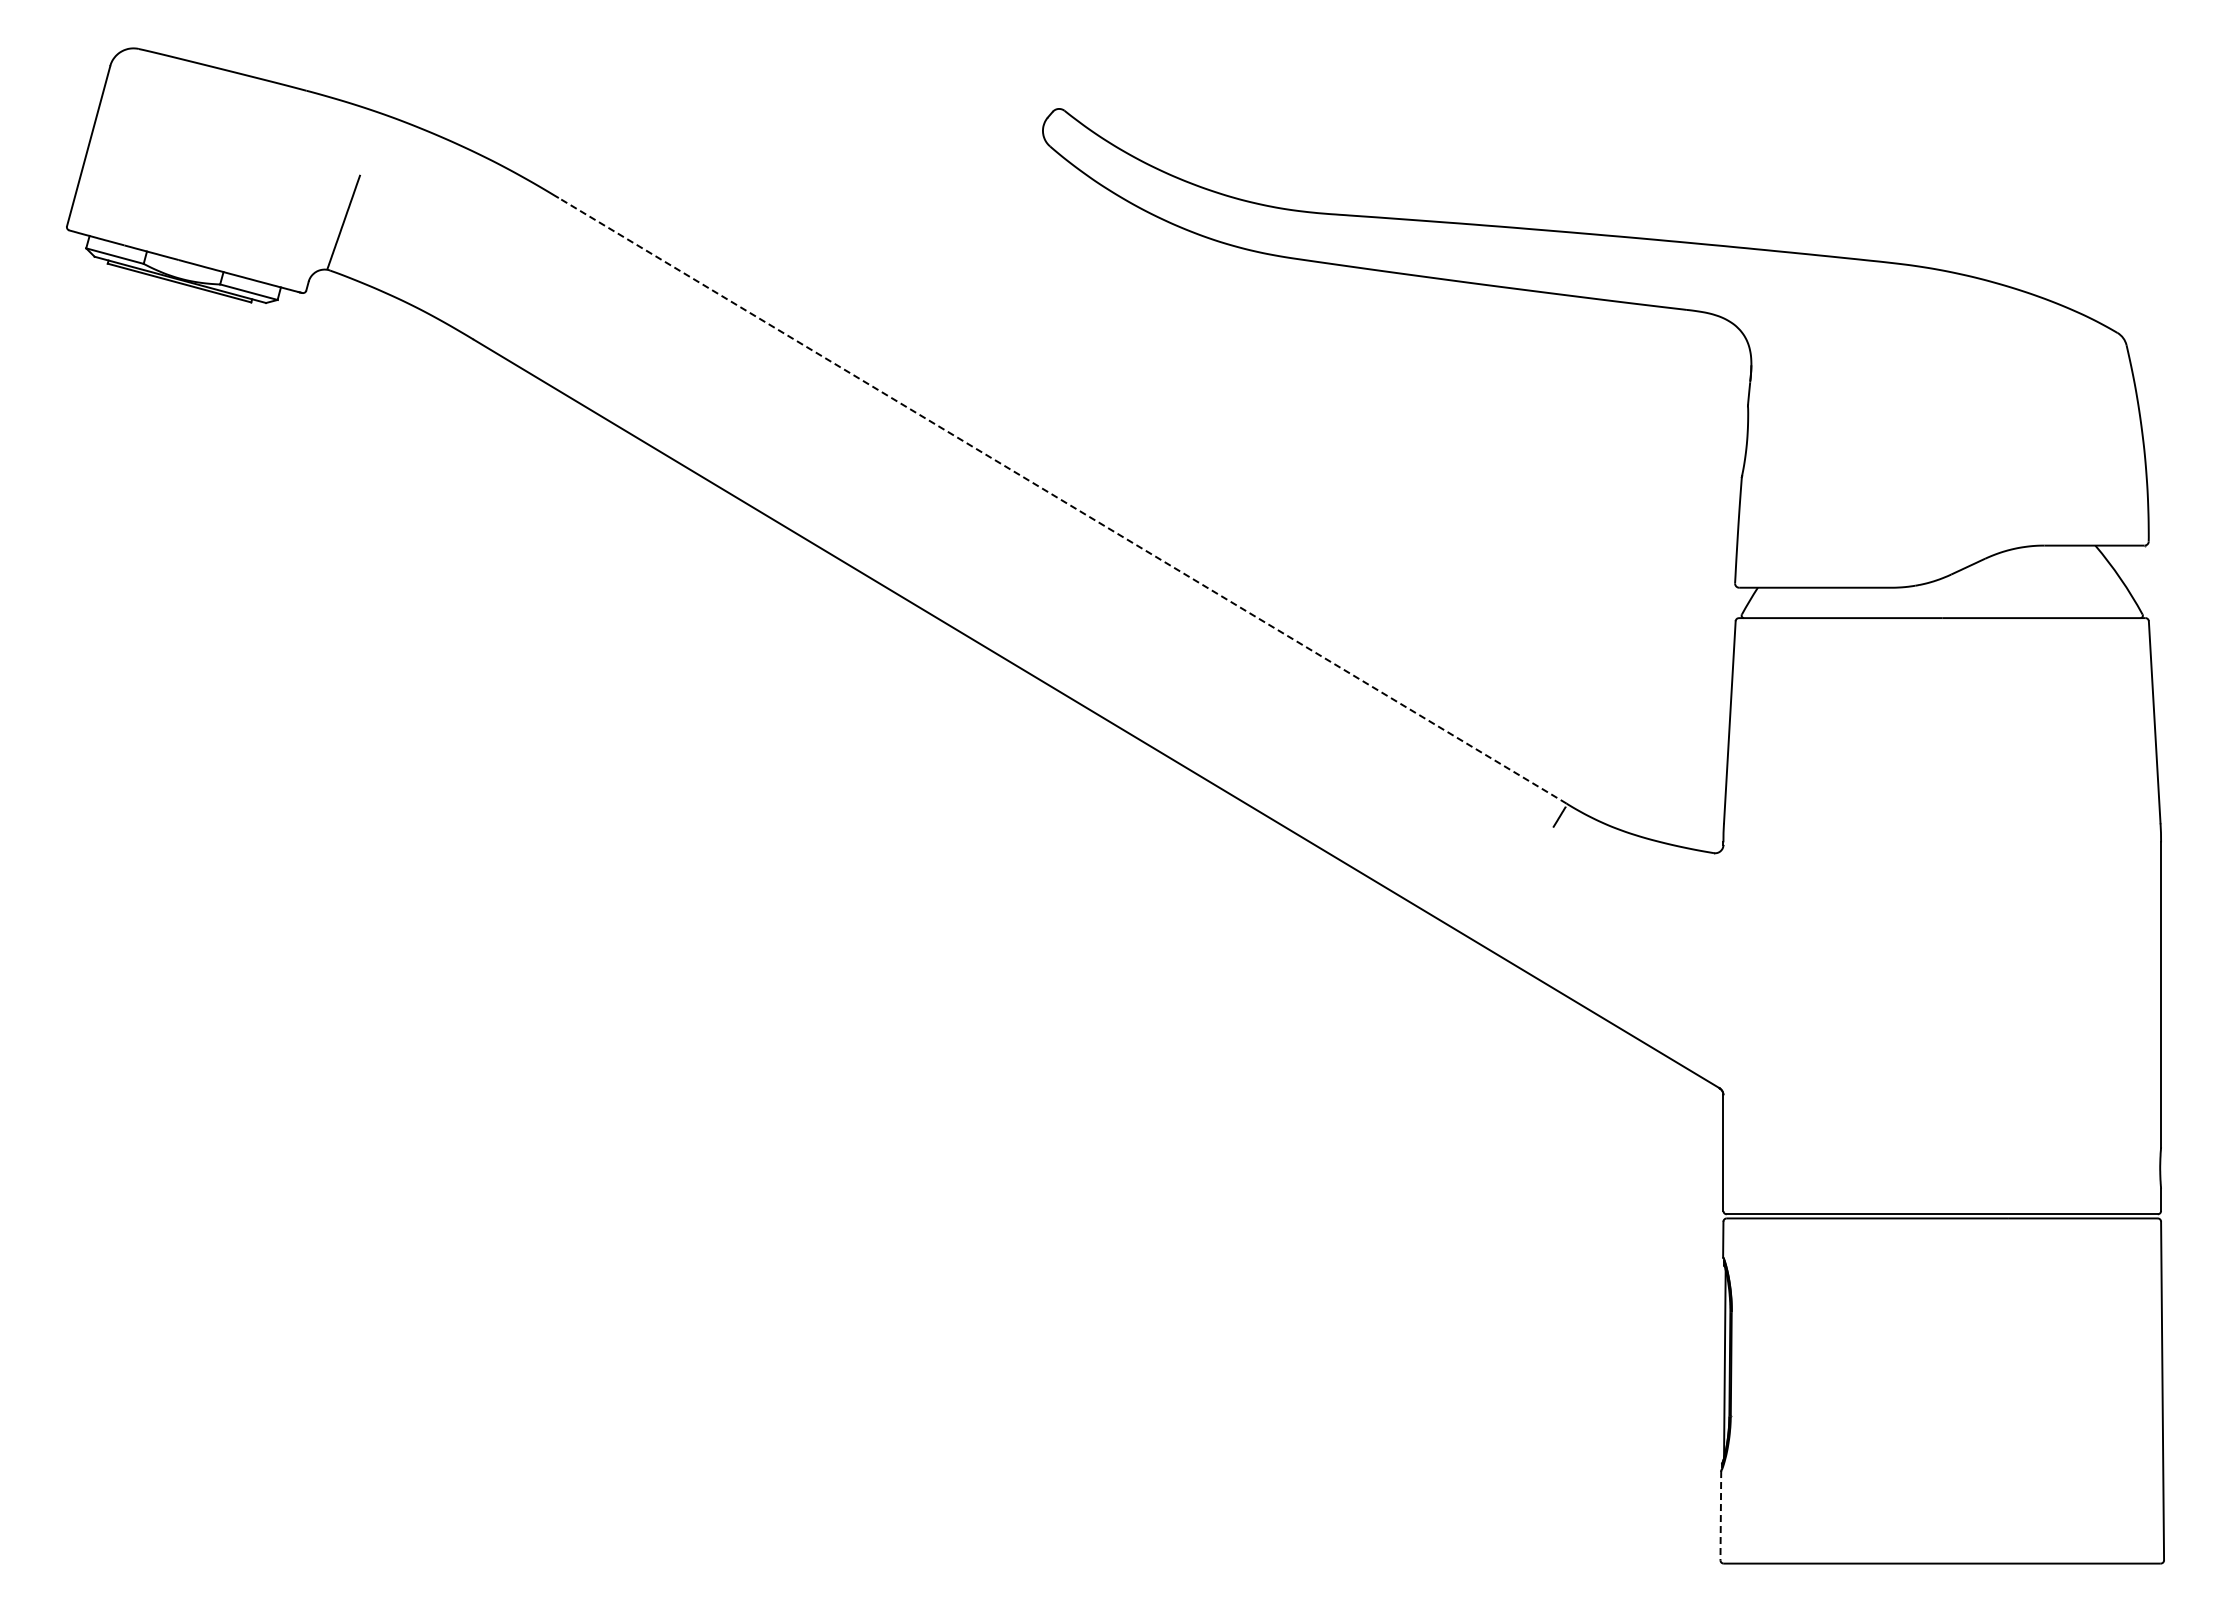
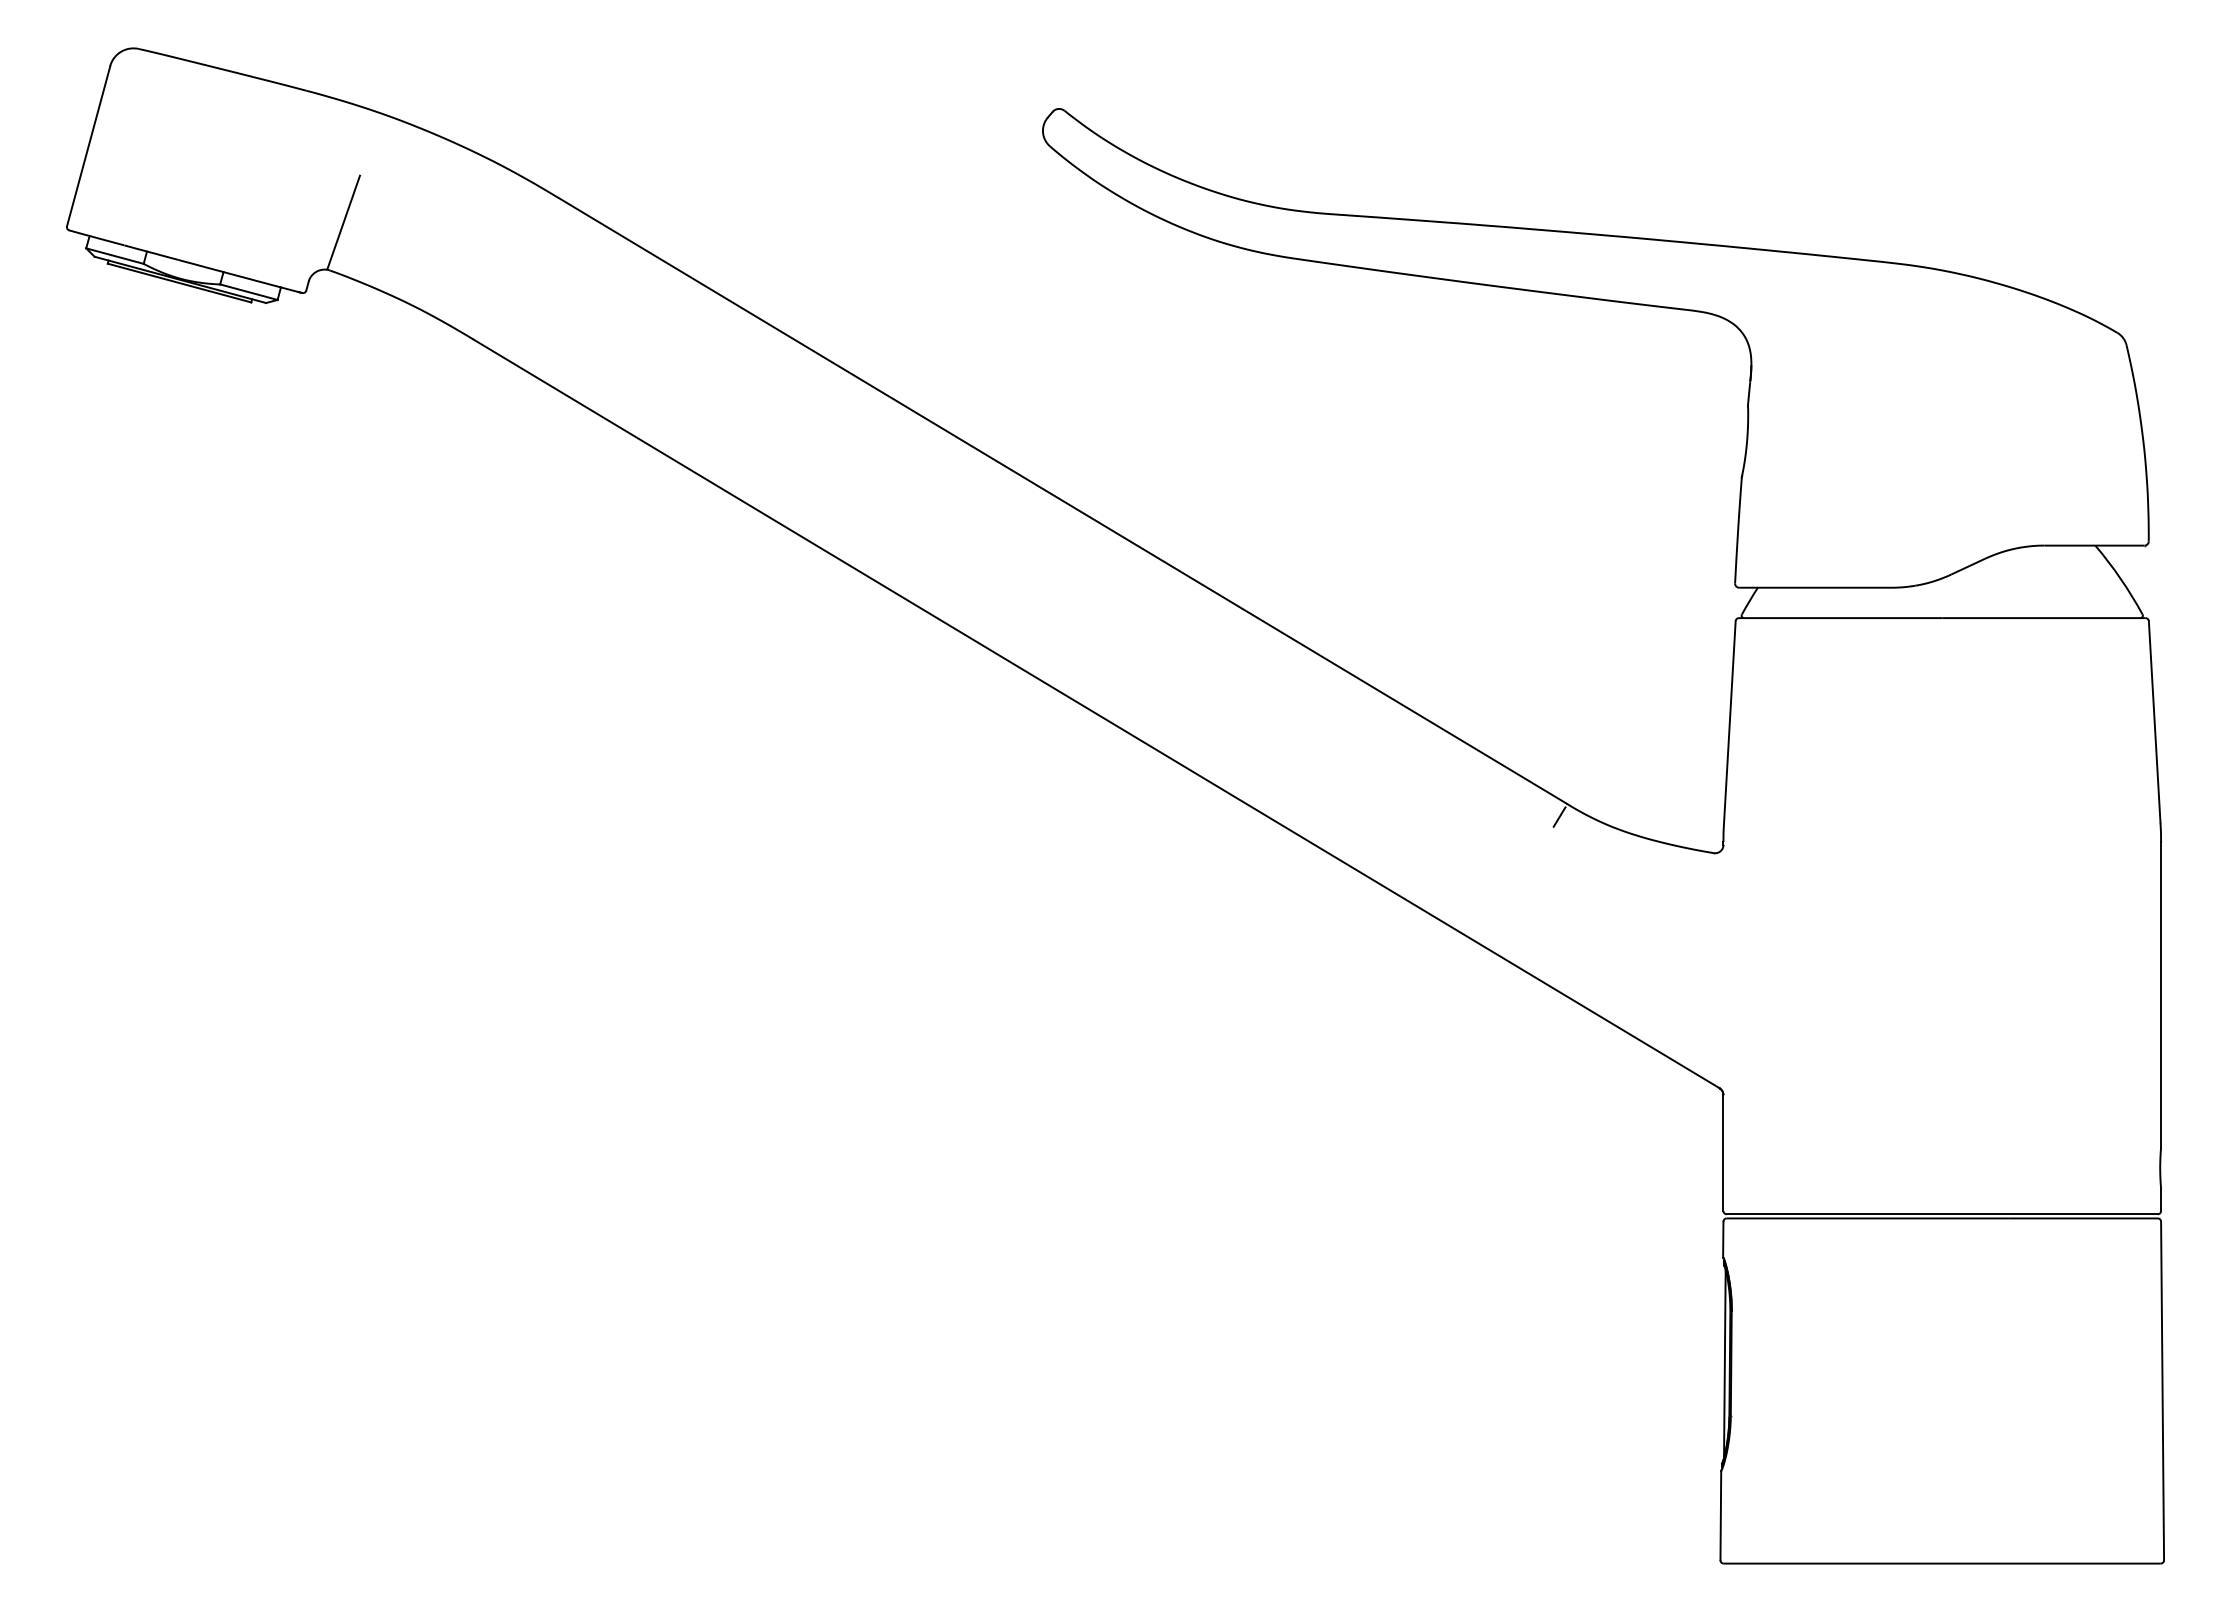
line: dashed -> solid (1062, 500)
line: dashed -> solid (1720, 1515)
